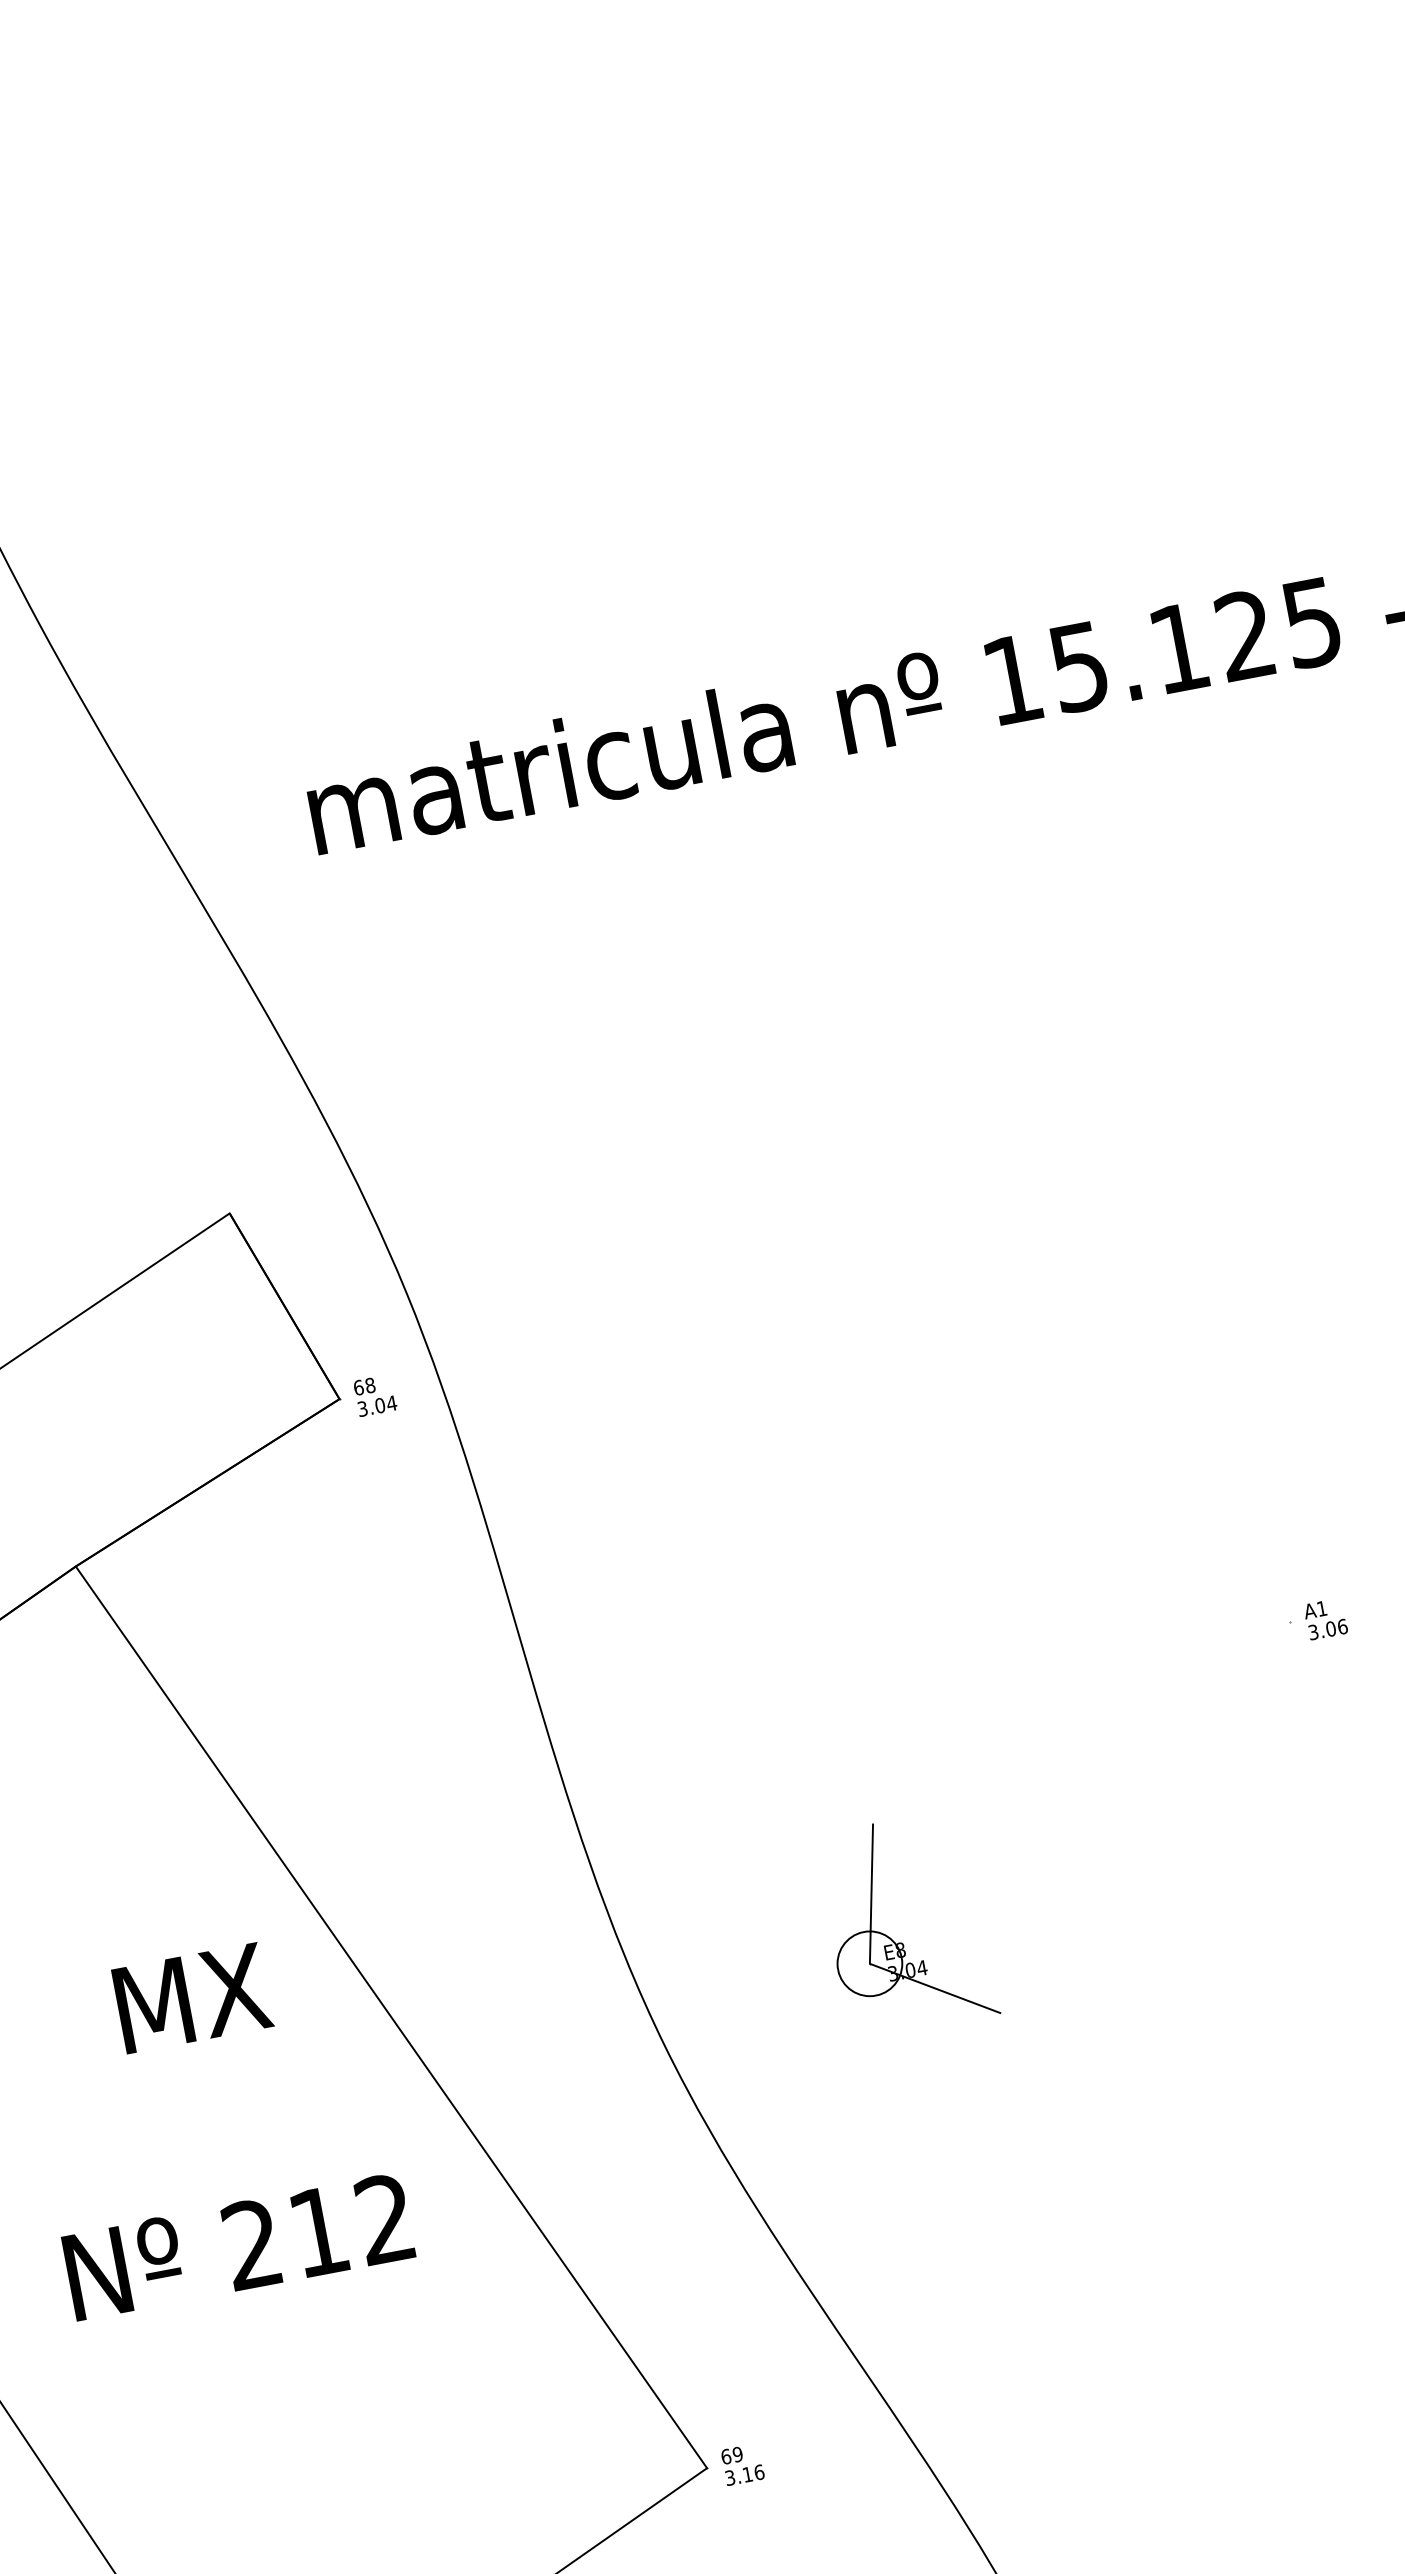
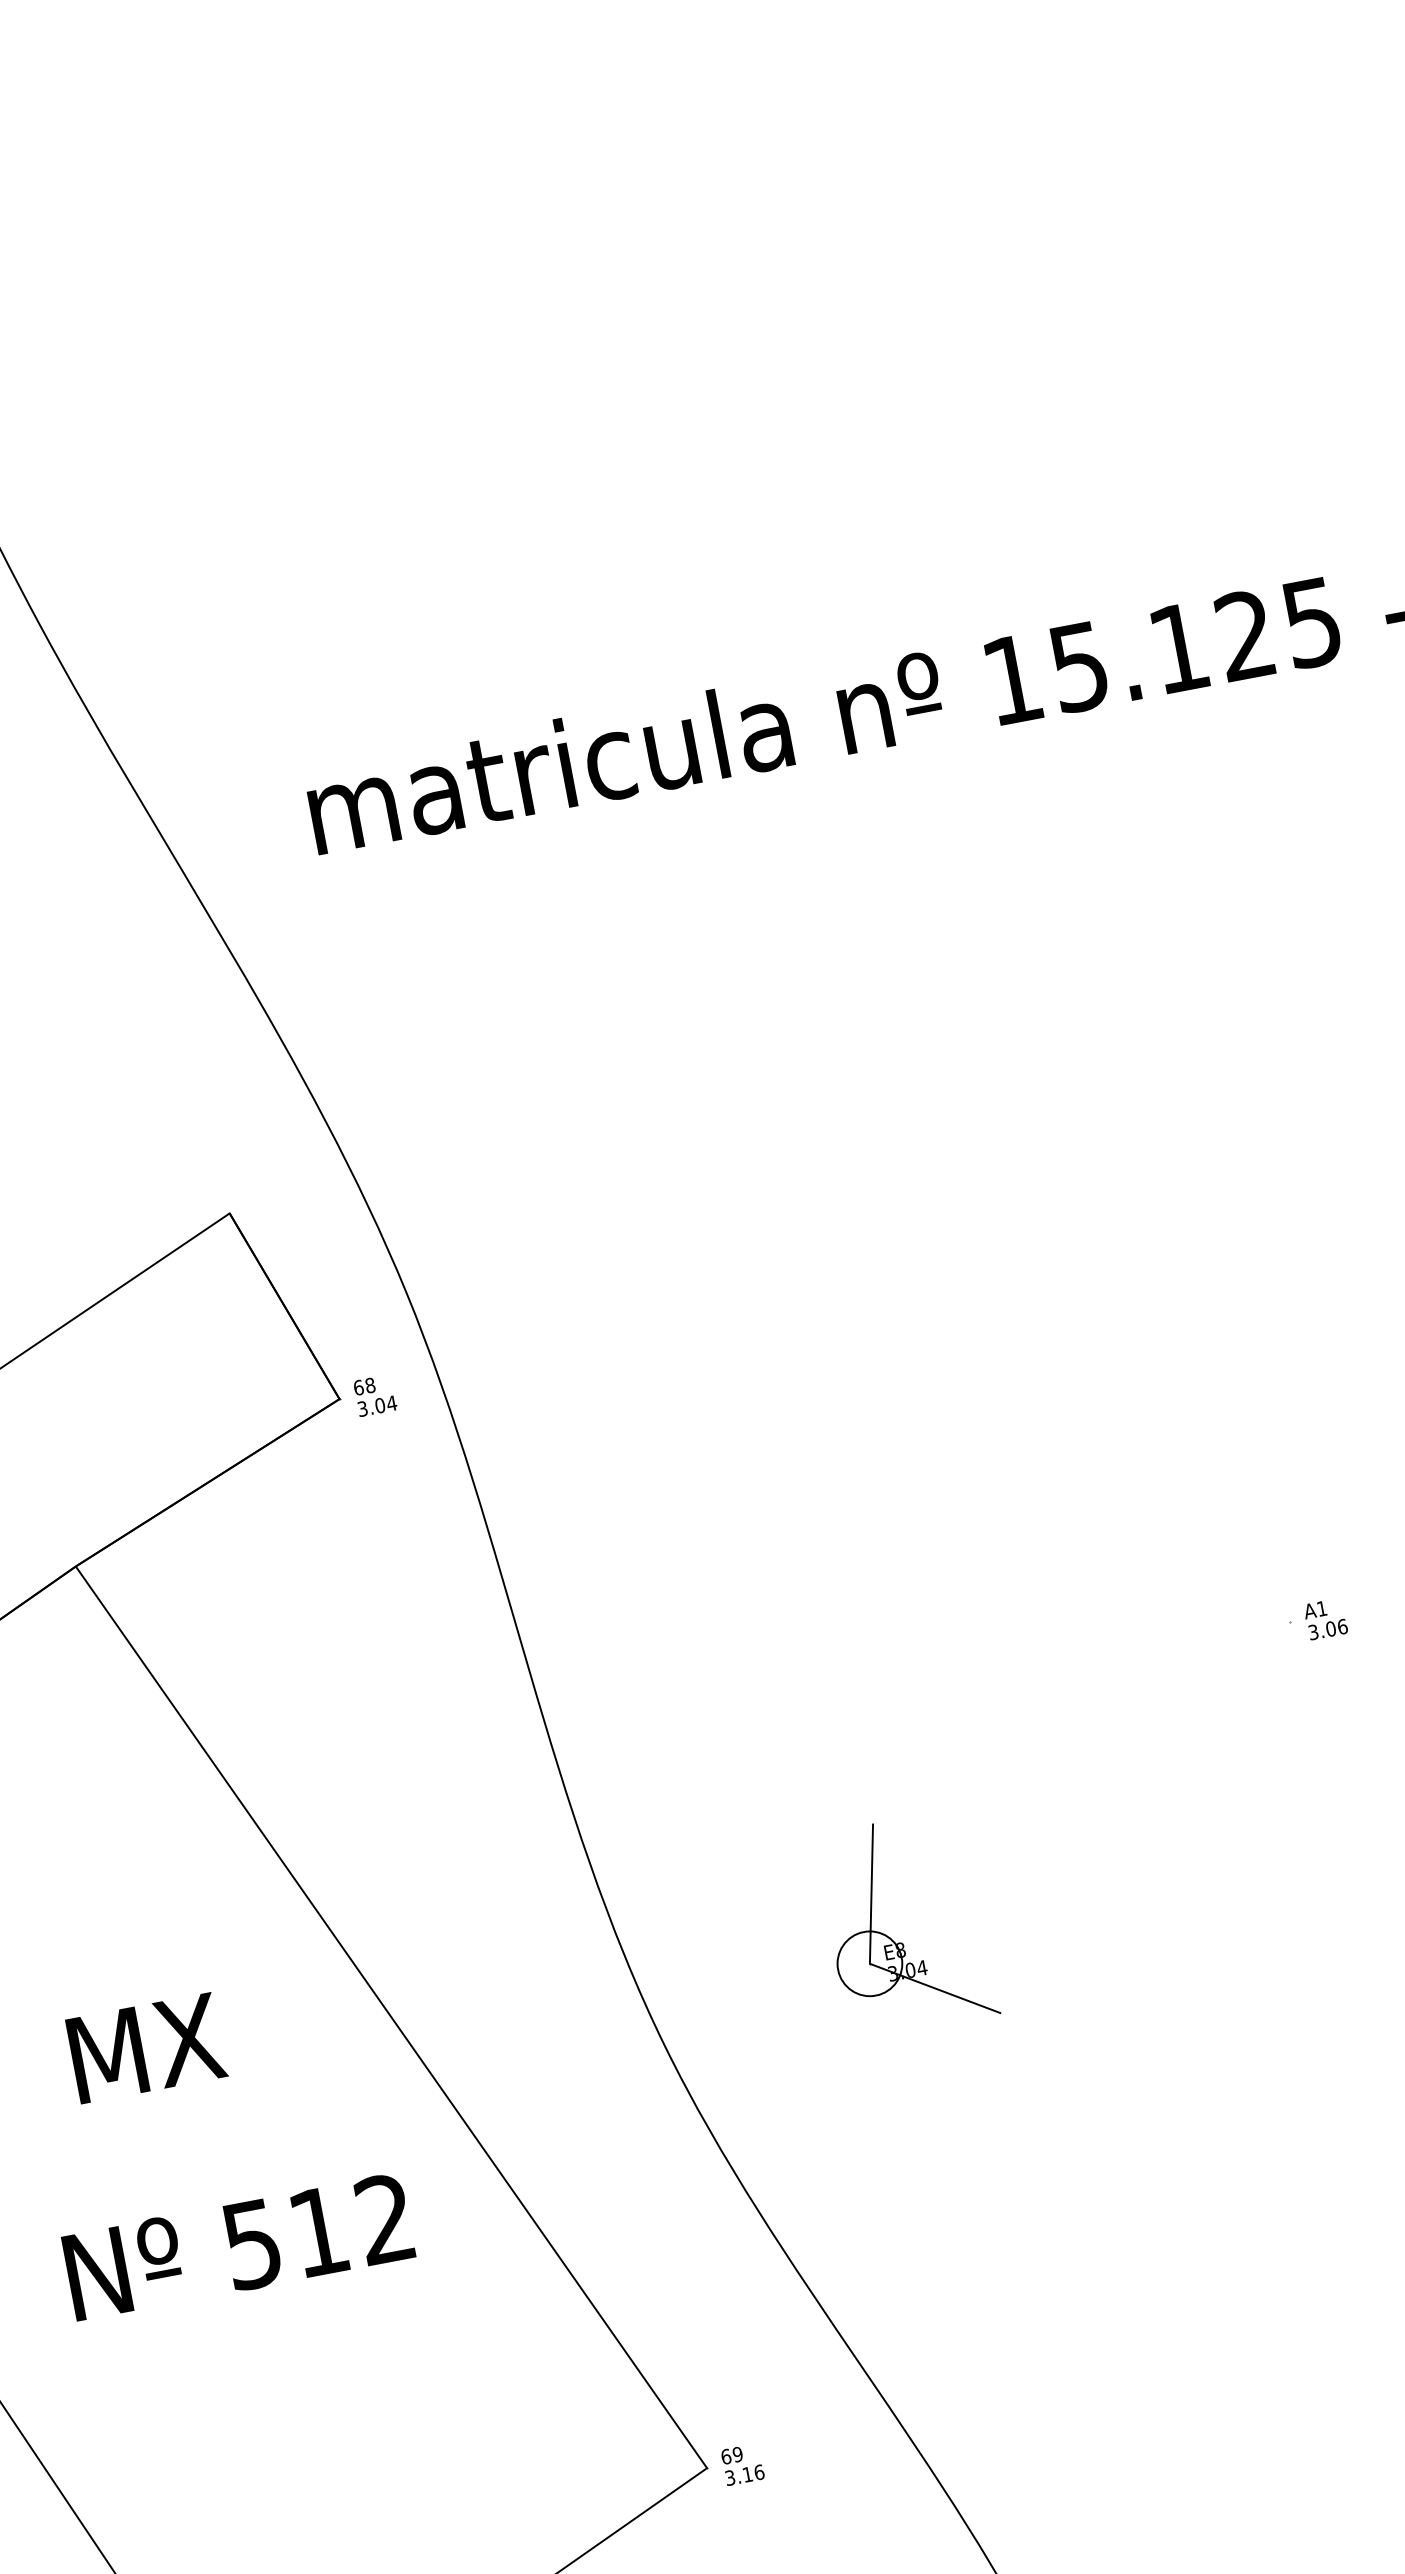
text position: (193, 1998) -> (147, 2048) (147, 2048)
text: 212 -> 512 (251, 2244)
